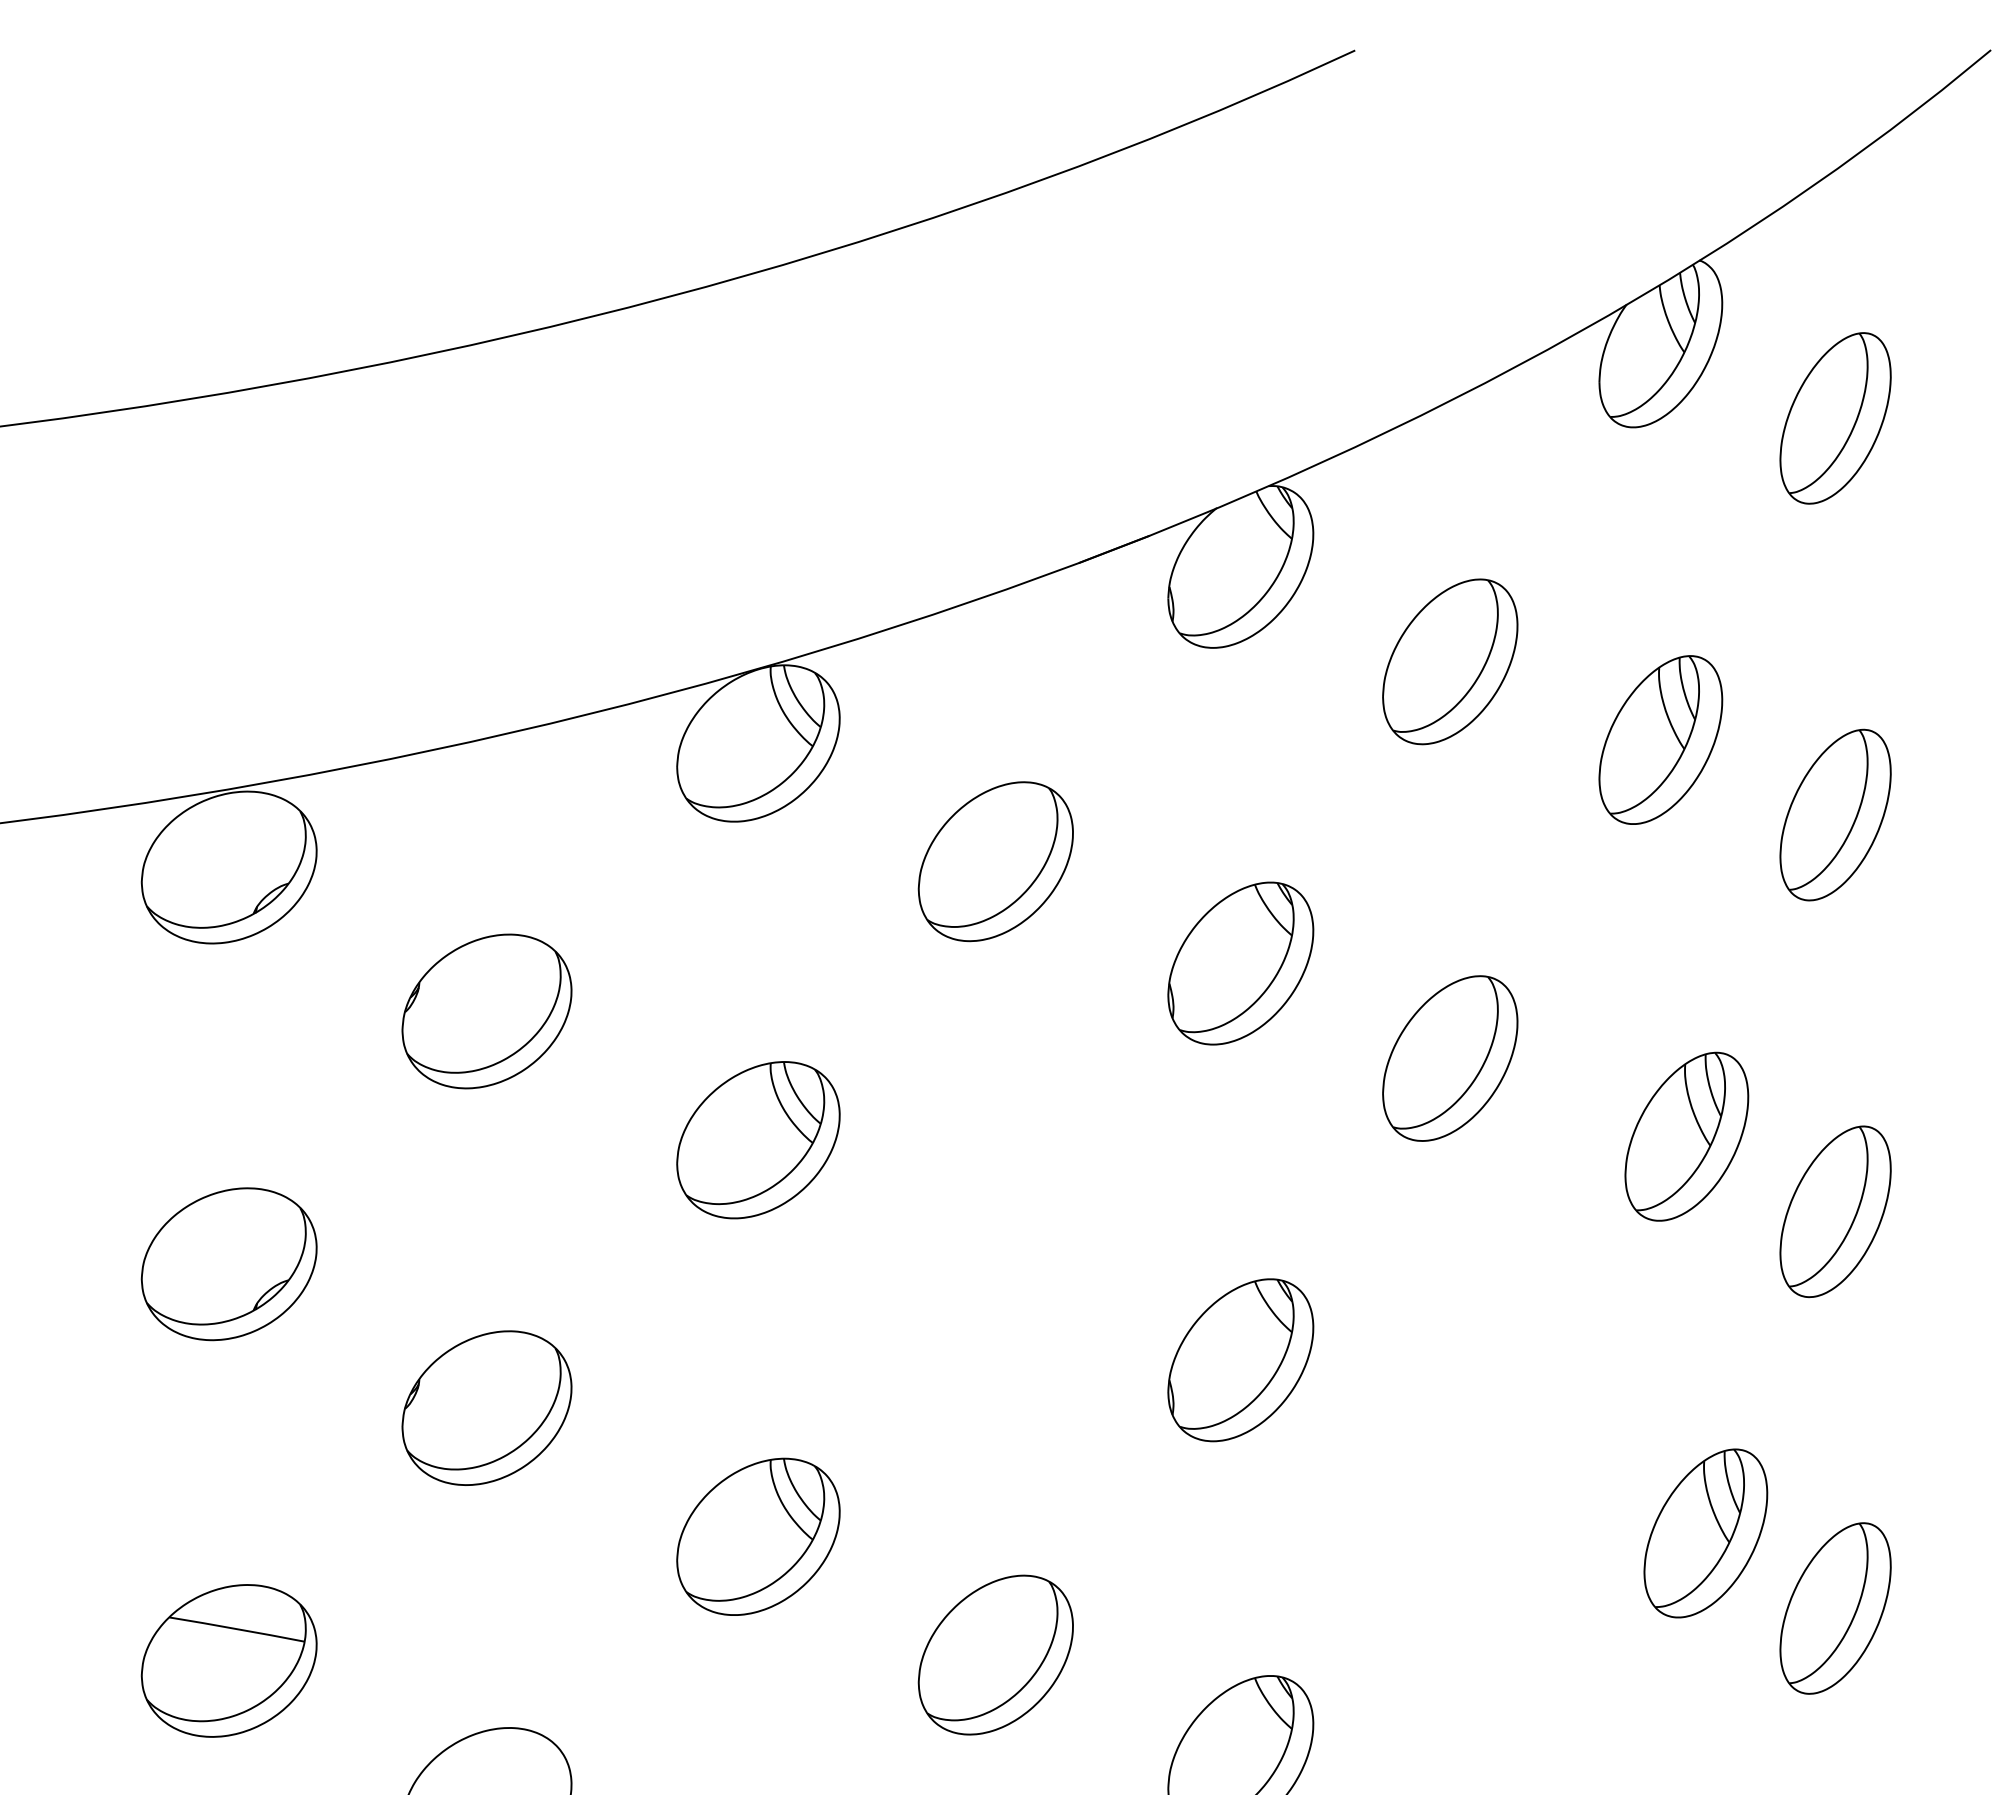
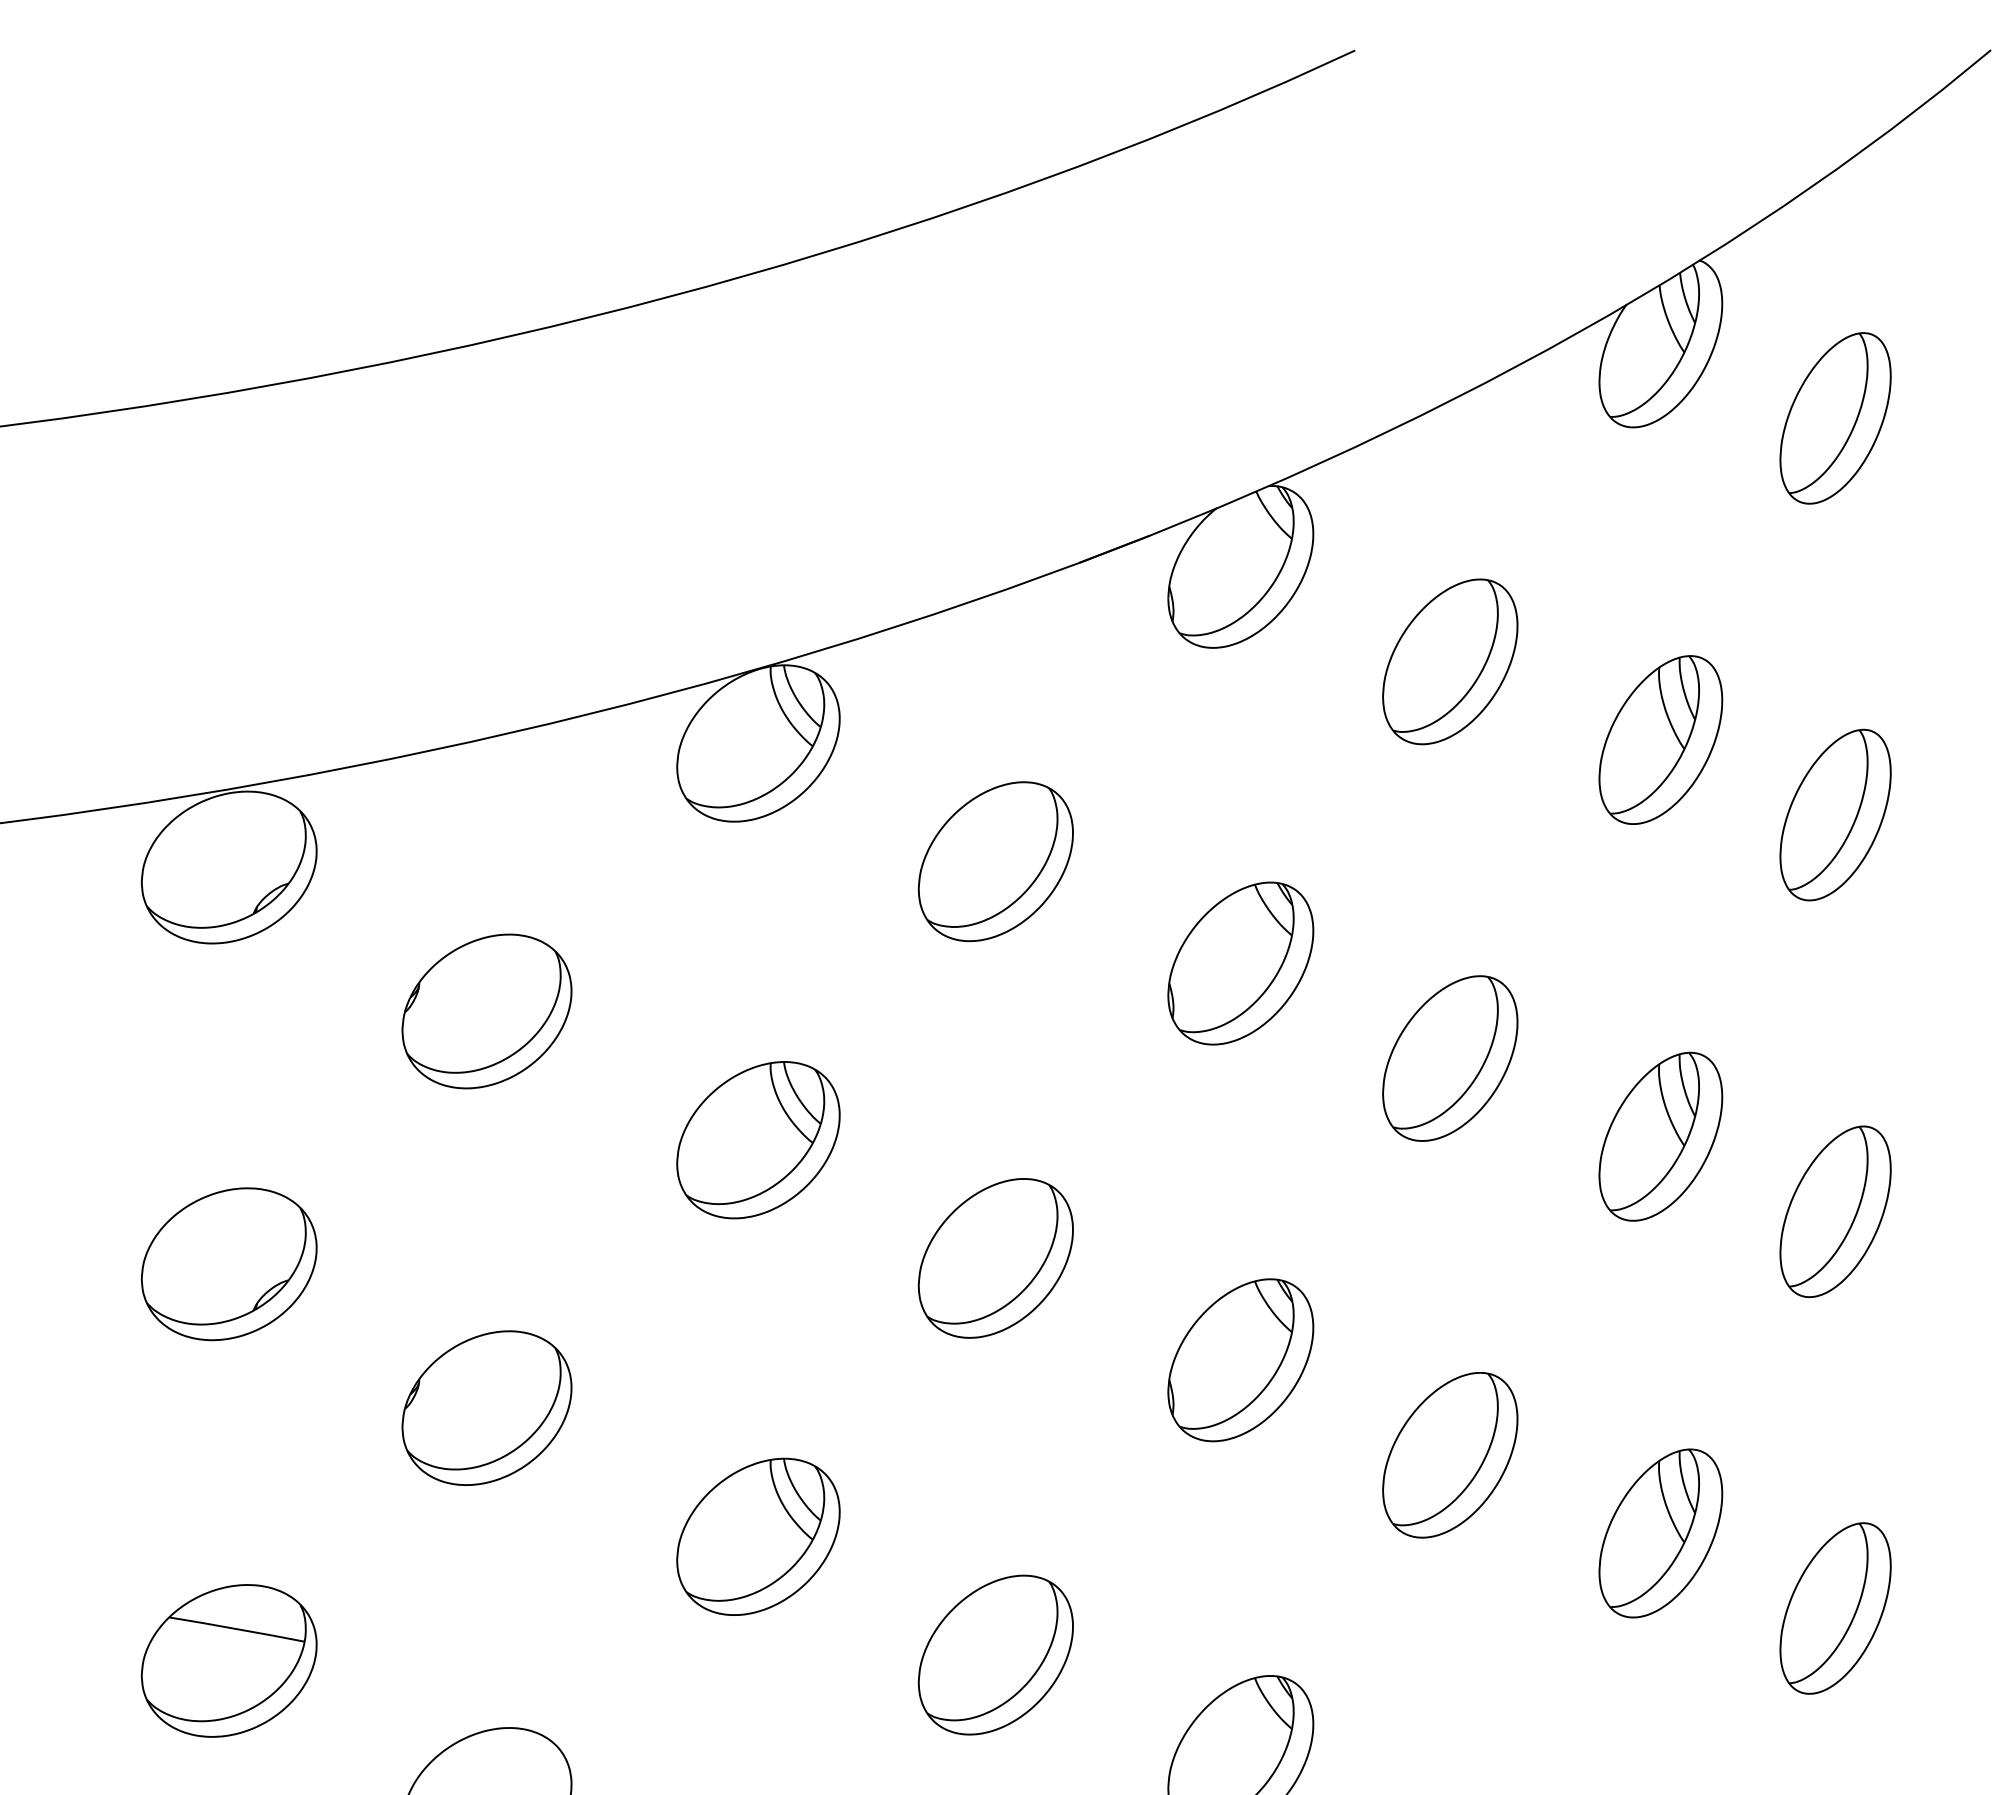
part position: (1686, 1136) -> (1660, 1136) (1660, 1136)
part: none -> present (995, 1258)
part: none -> present (1450, 1455)
part position: (1705, 1533) -> (1660, 1533) (1660, 1533)
